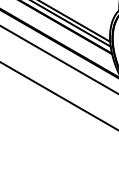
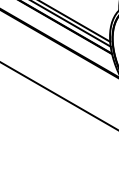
line: present -> none (58, 59)
